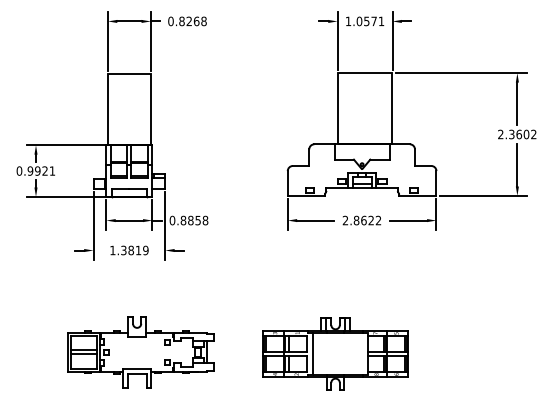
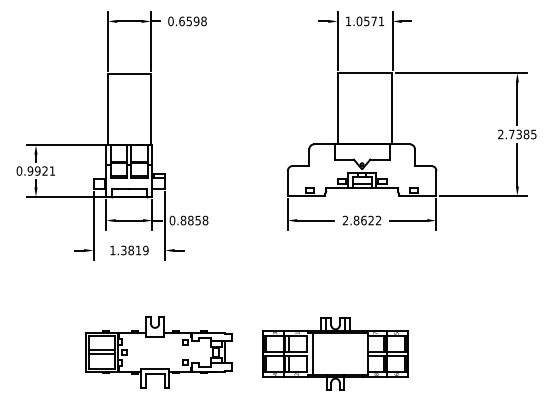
text: 0.8268 -> 0.6598 (189, 21)
text: 2.3602 -> 2.7385 (522, 134)
part position: (140, 352) -> (158, 352) (158, 352)
